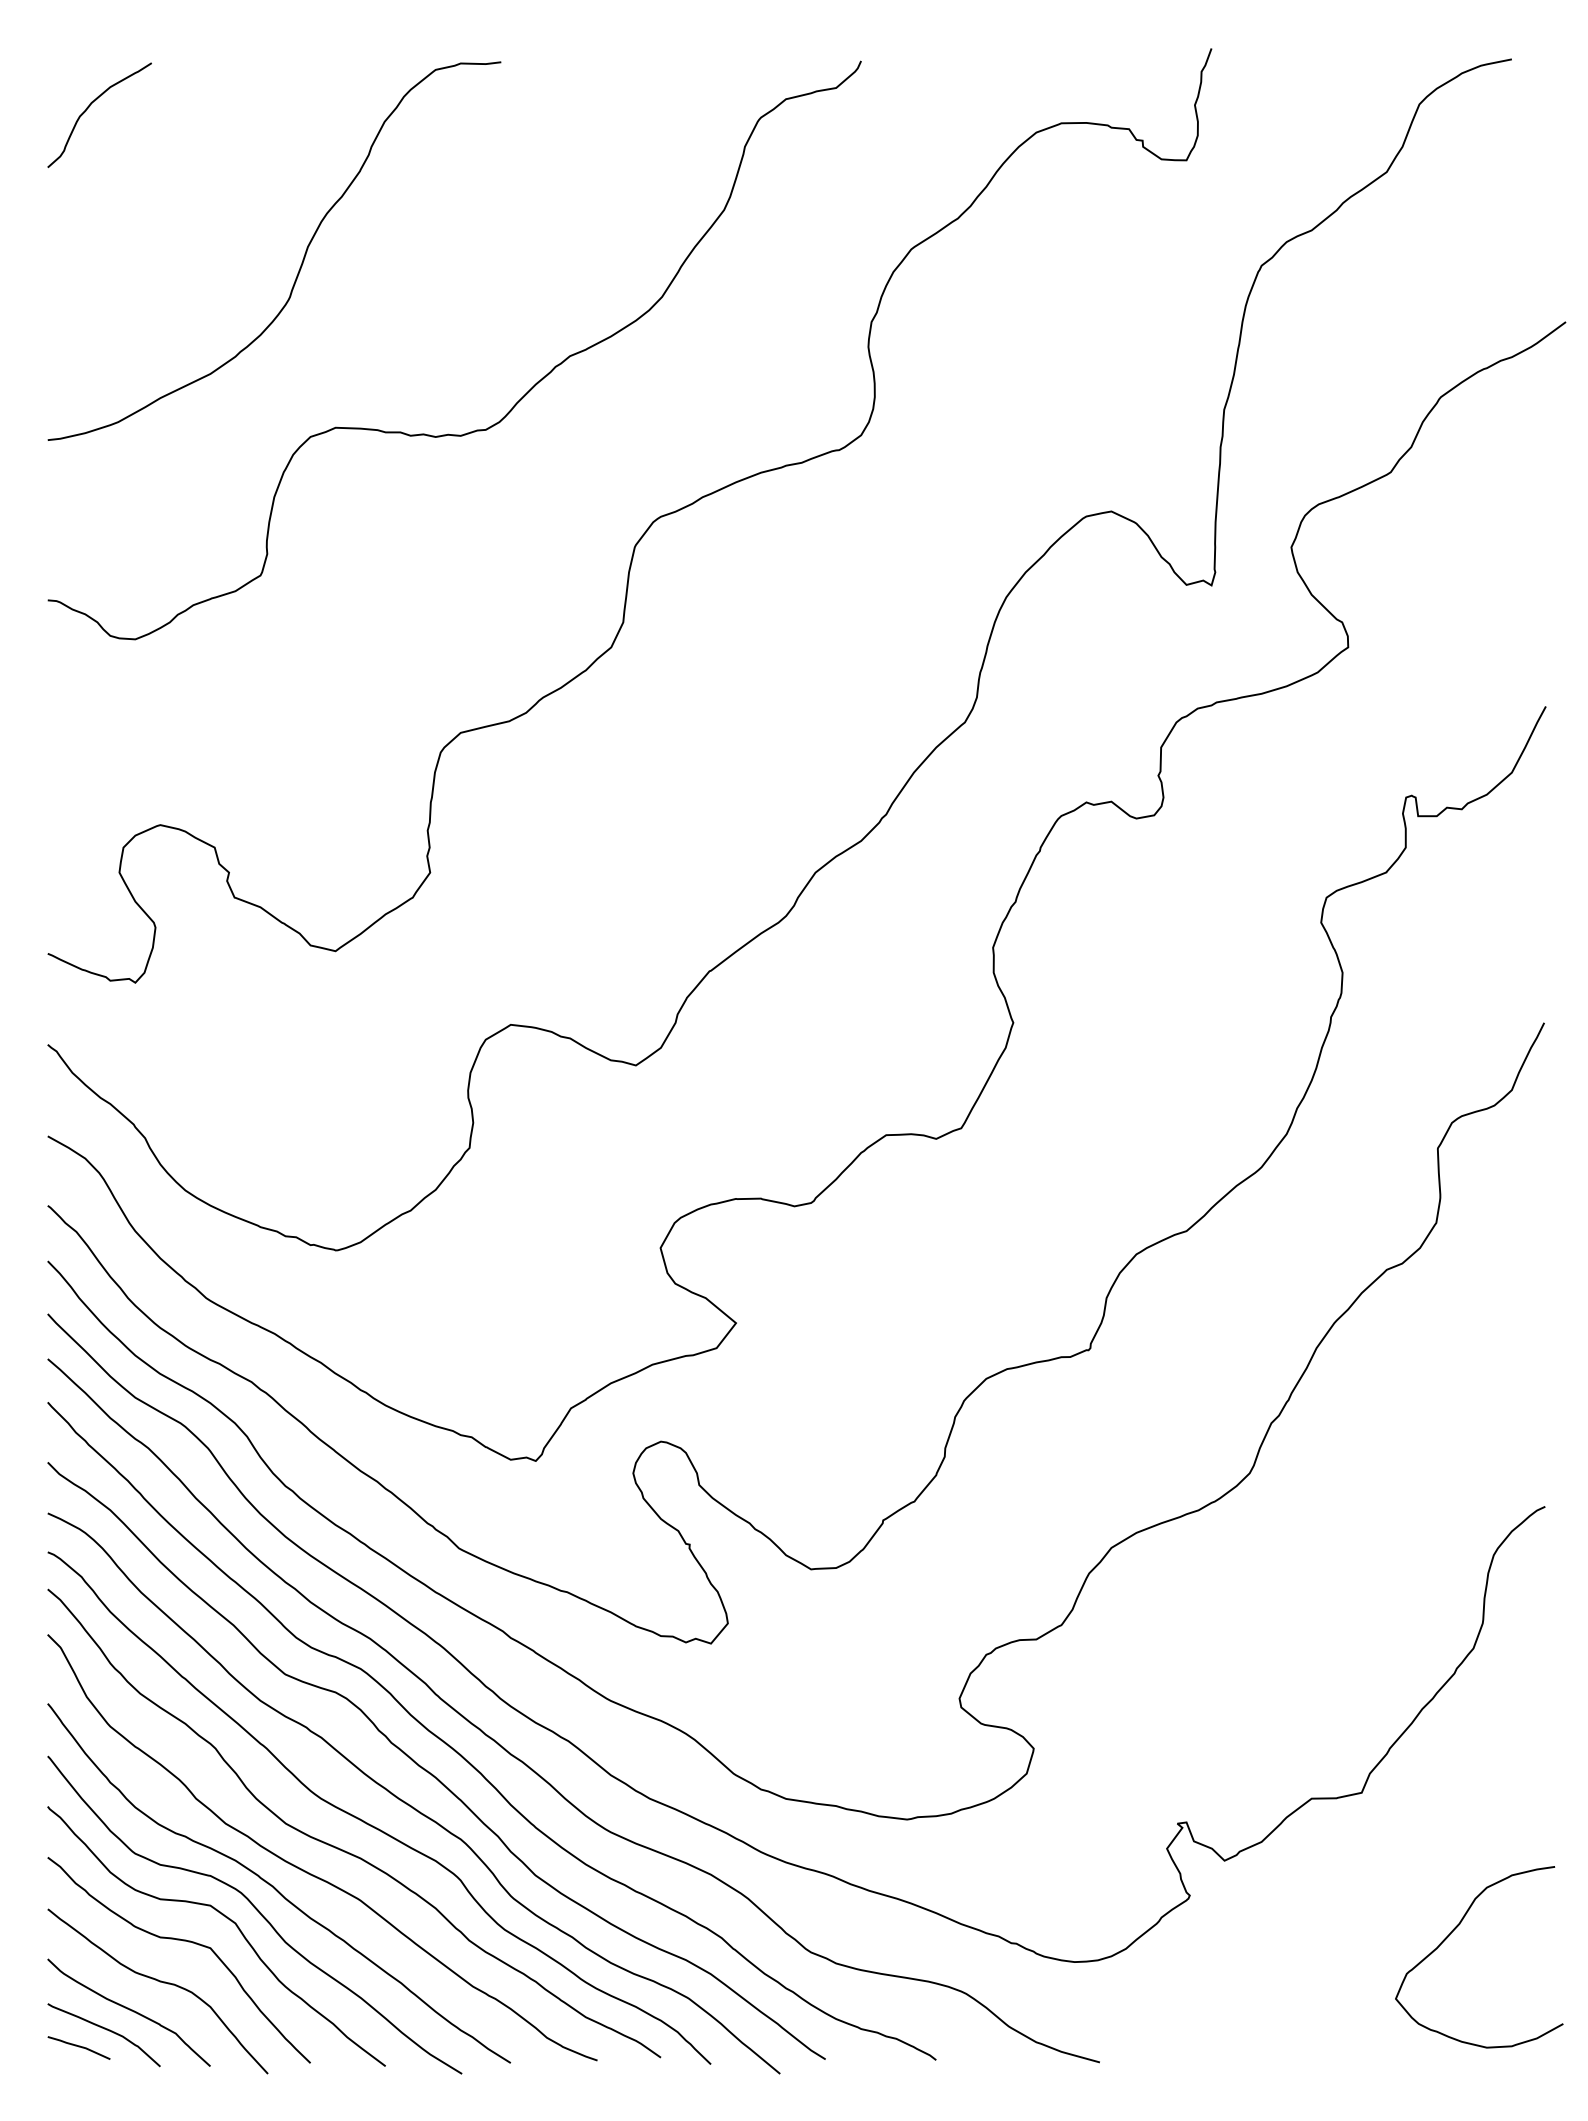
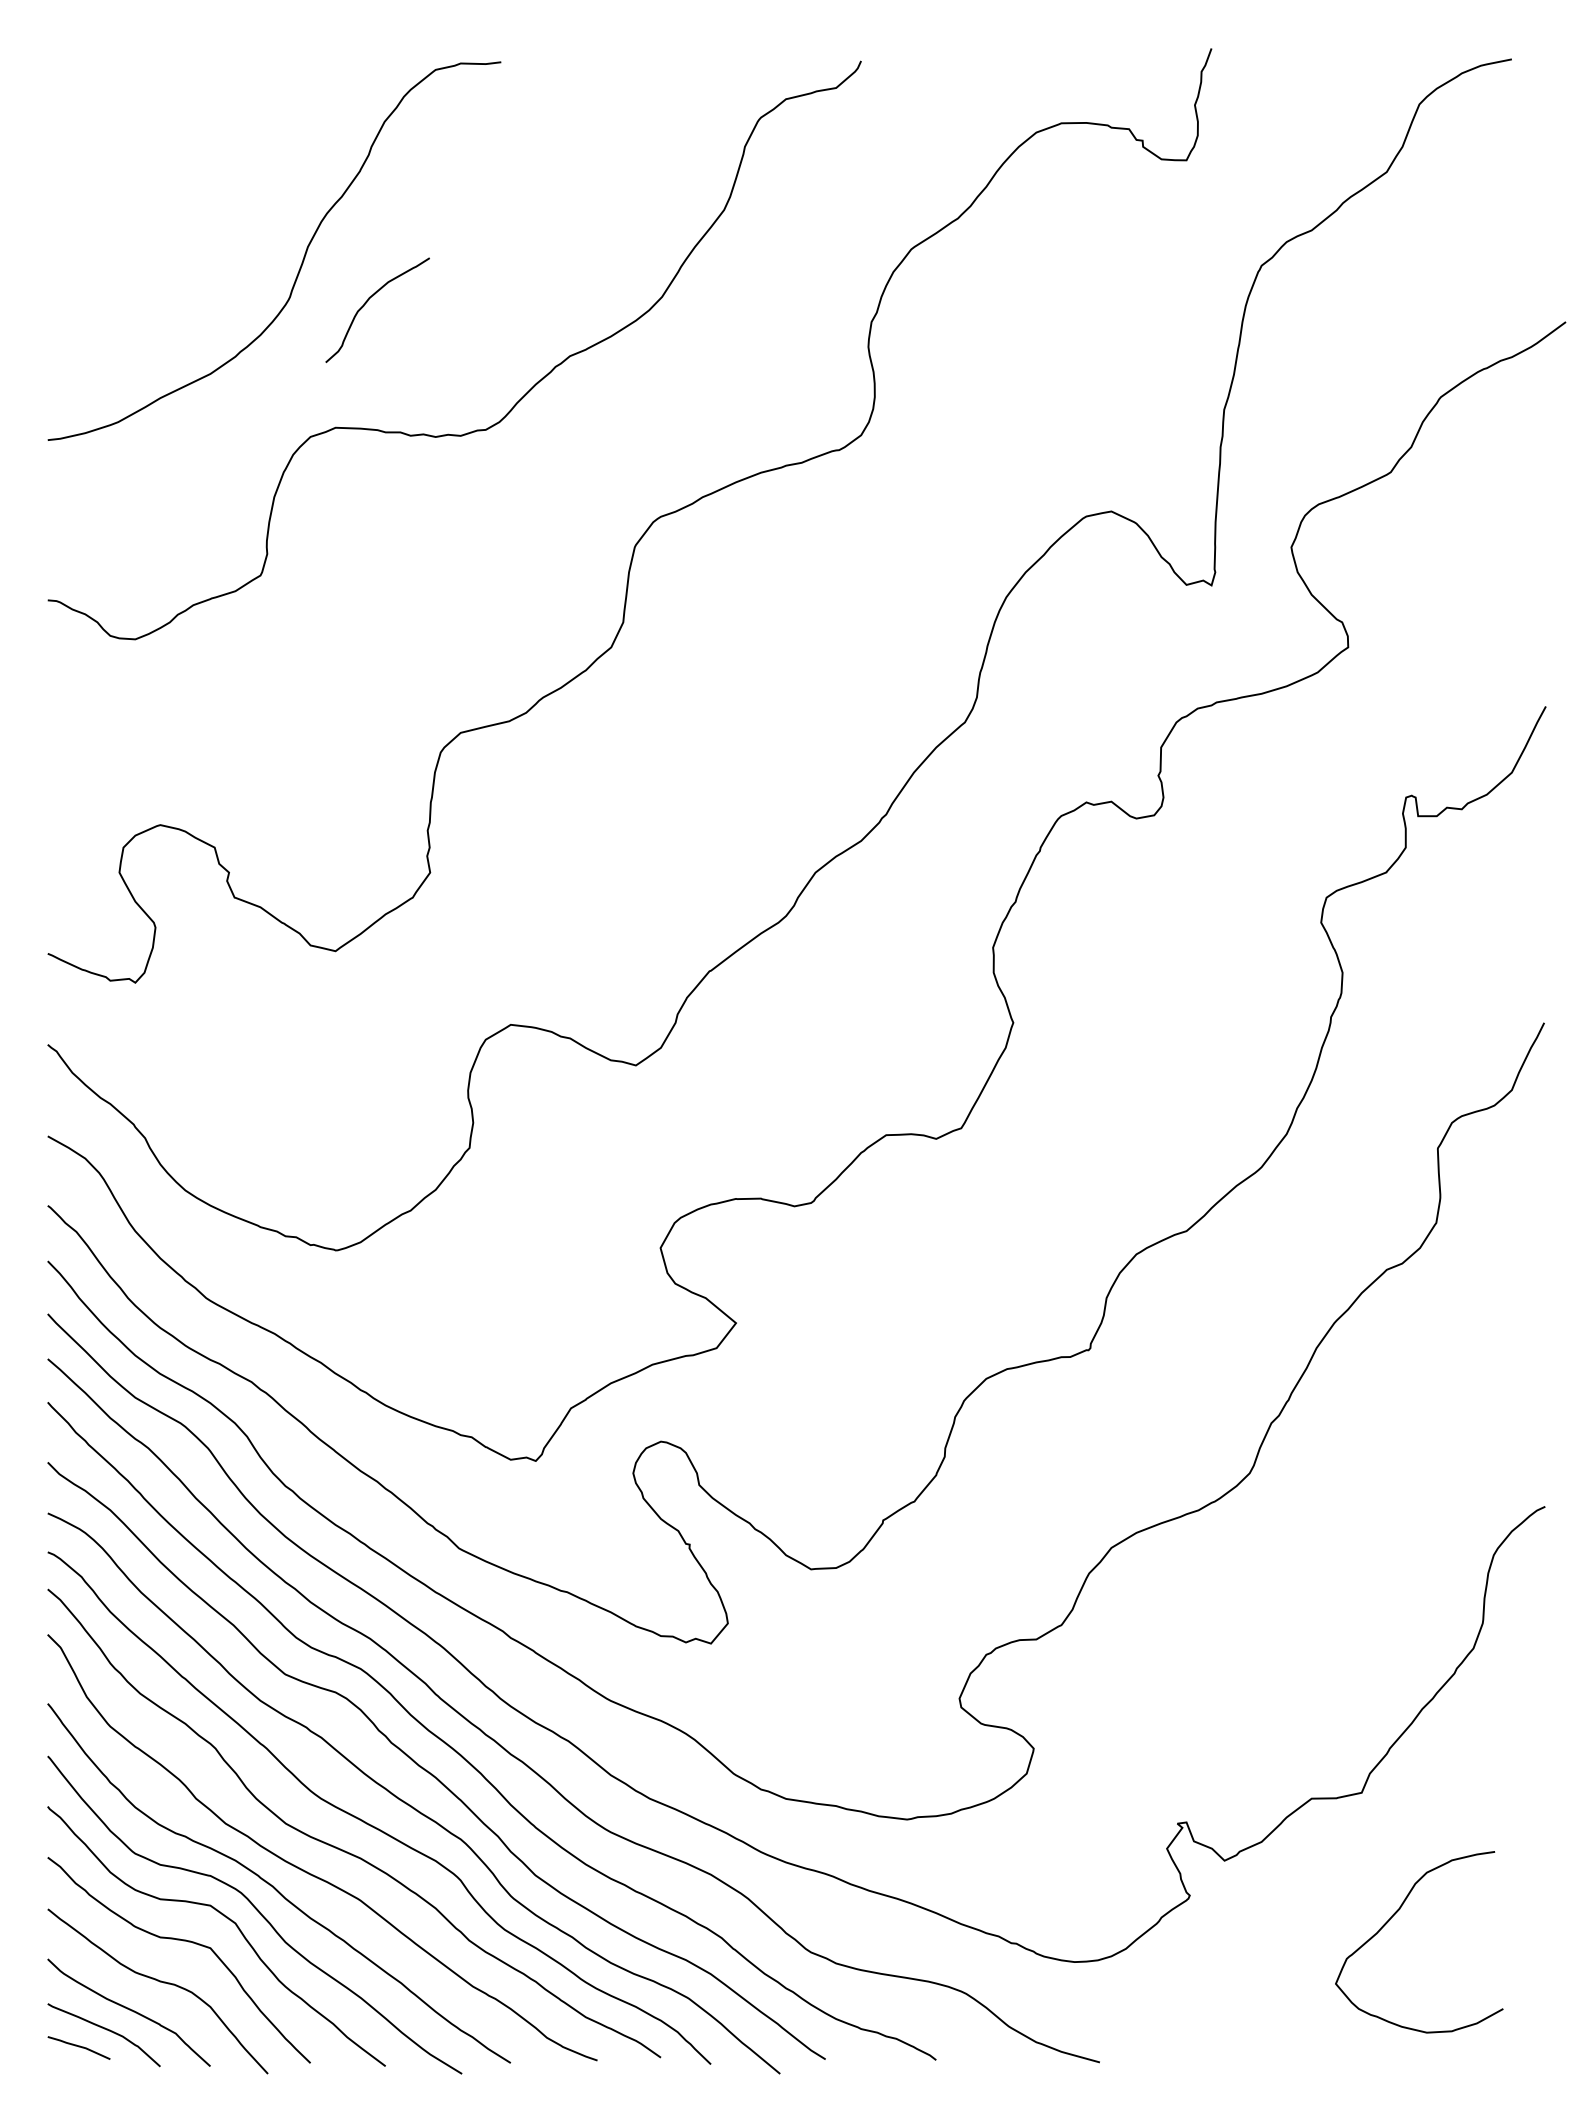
curve position: (90, 106) -> (368, 301) (368, 301)
curve position: (1449, 1936) -> (1389, 1921) (1389, 1921)
